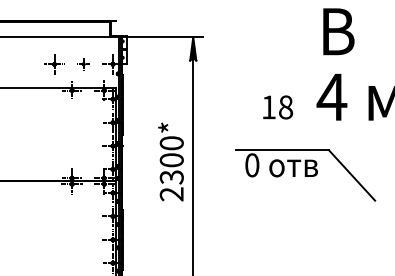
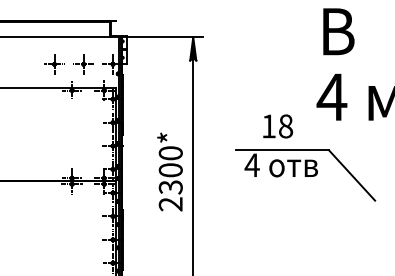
part size: 13x13 px -> 21x21 px (83, 64)
text position: (278, 107) -> (278, 126) (278, 126)
text position: (170, 161) -> (169, 171) (169, 171)
text: 0 -> 4 (251, 165)
